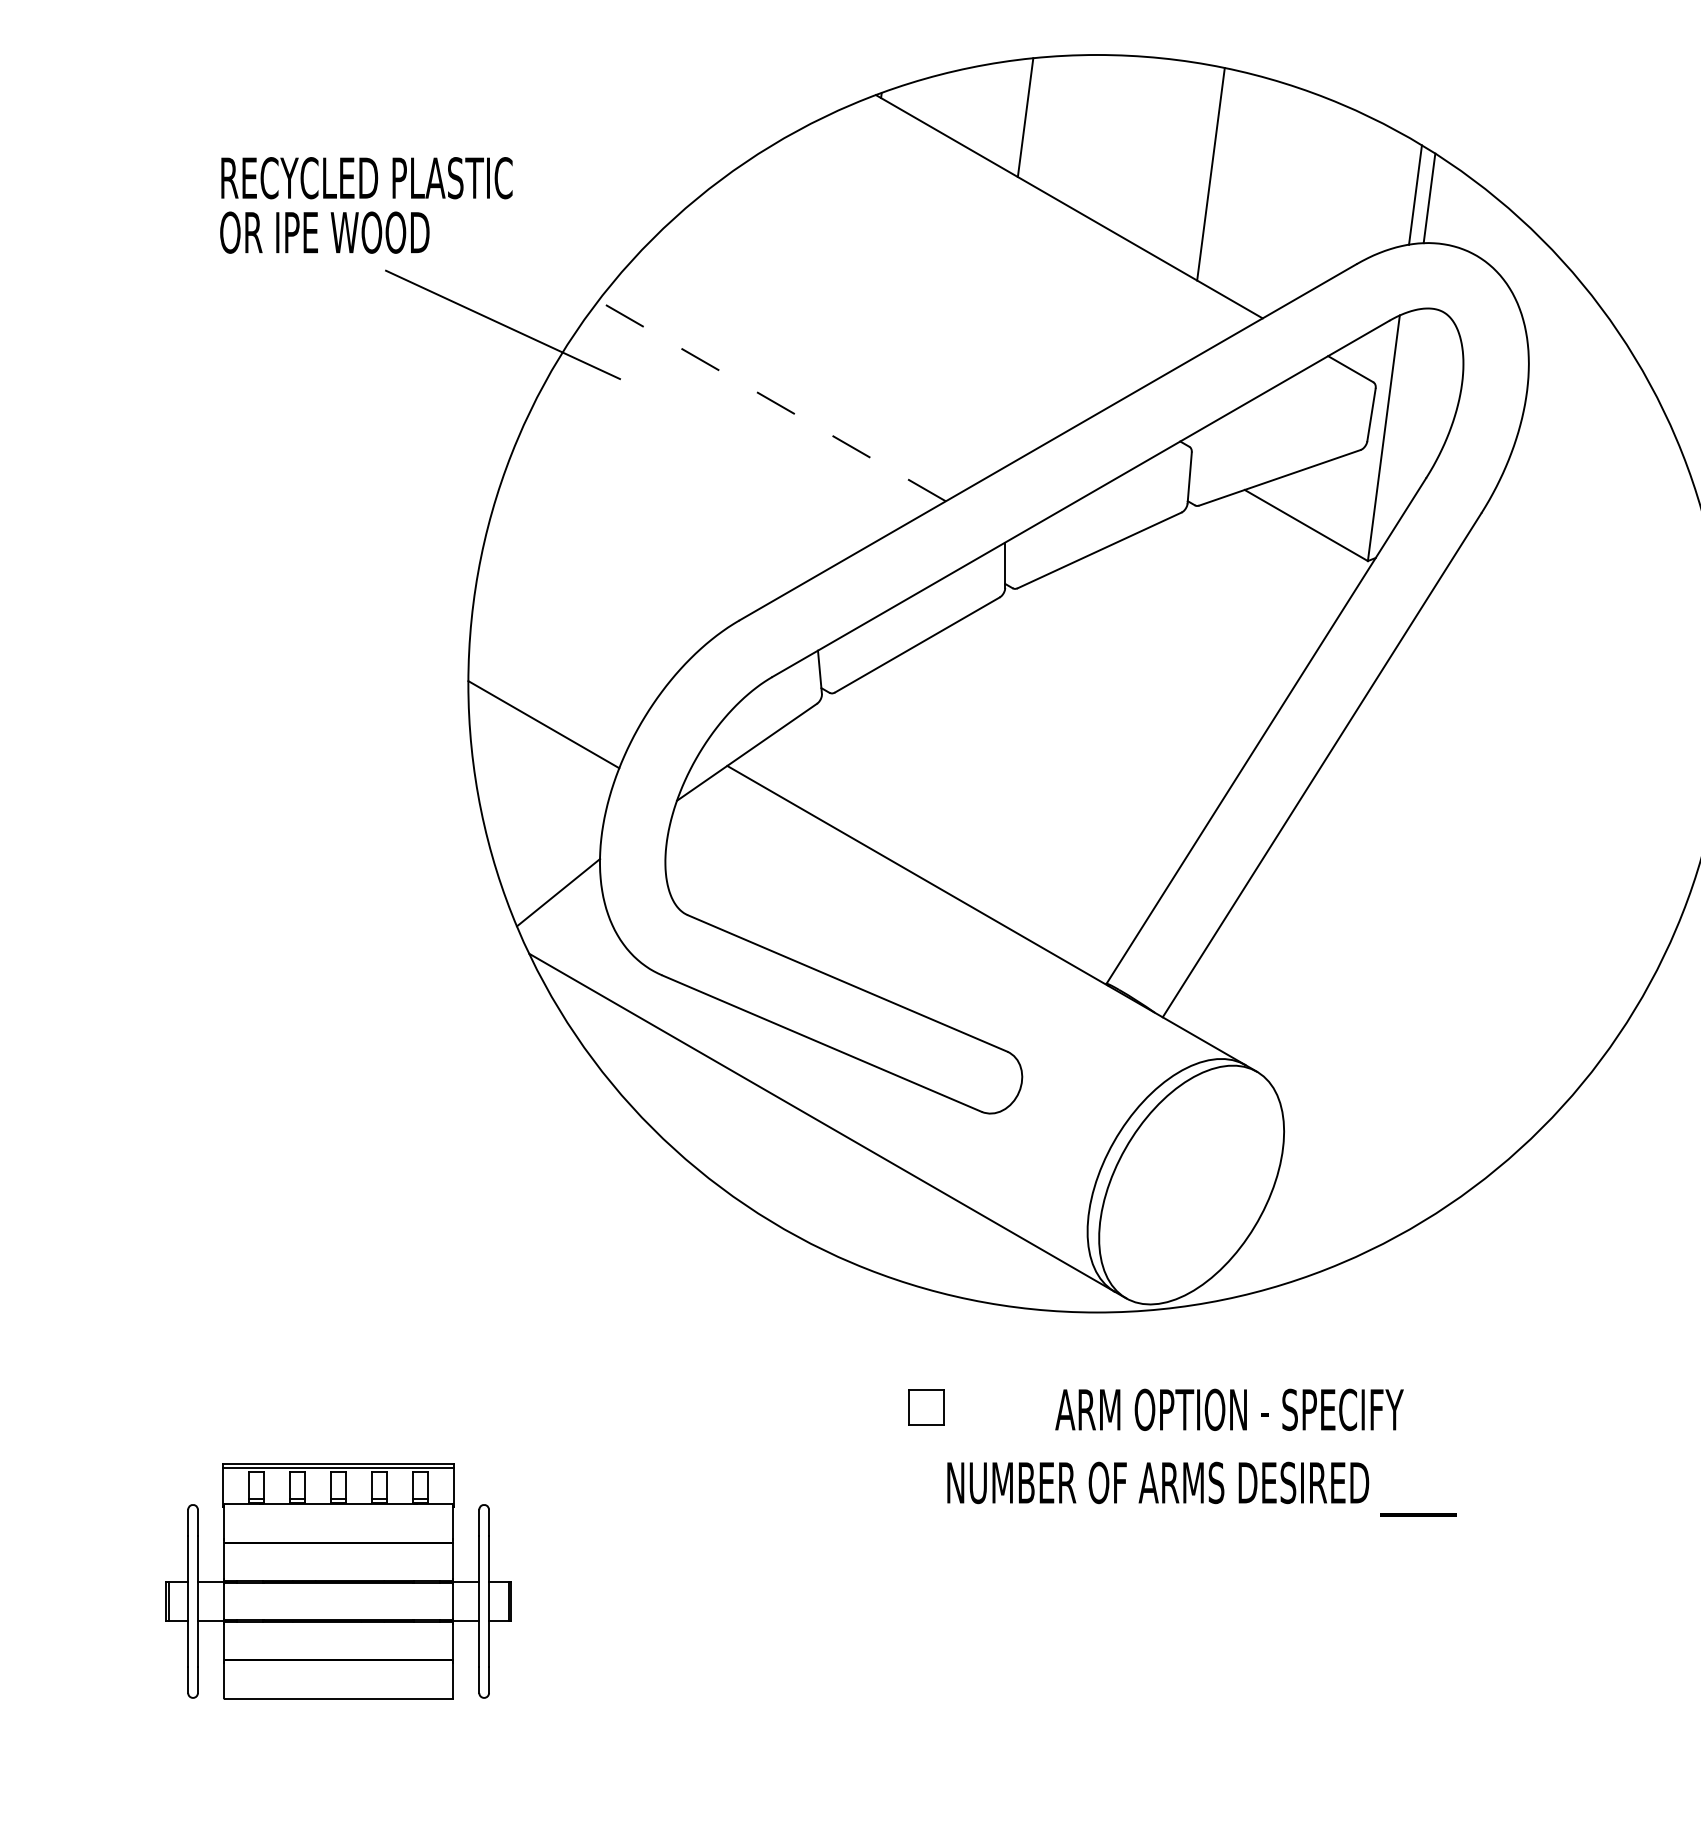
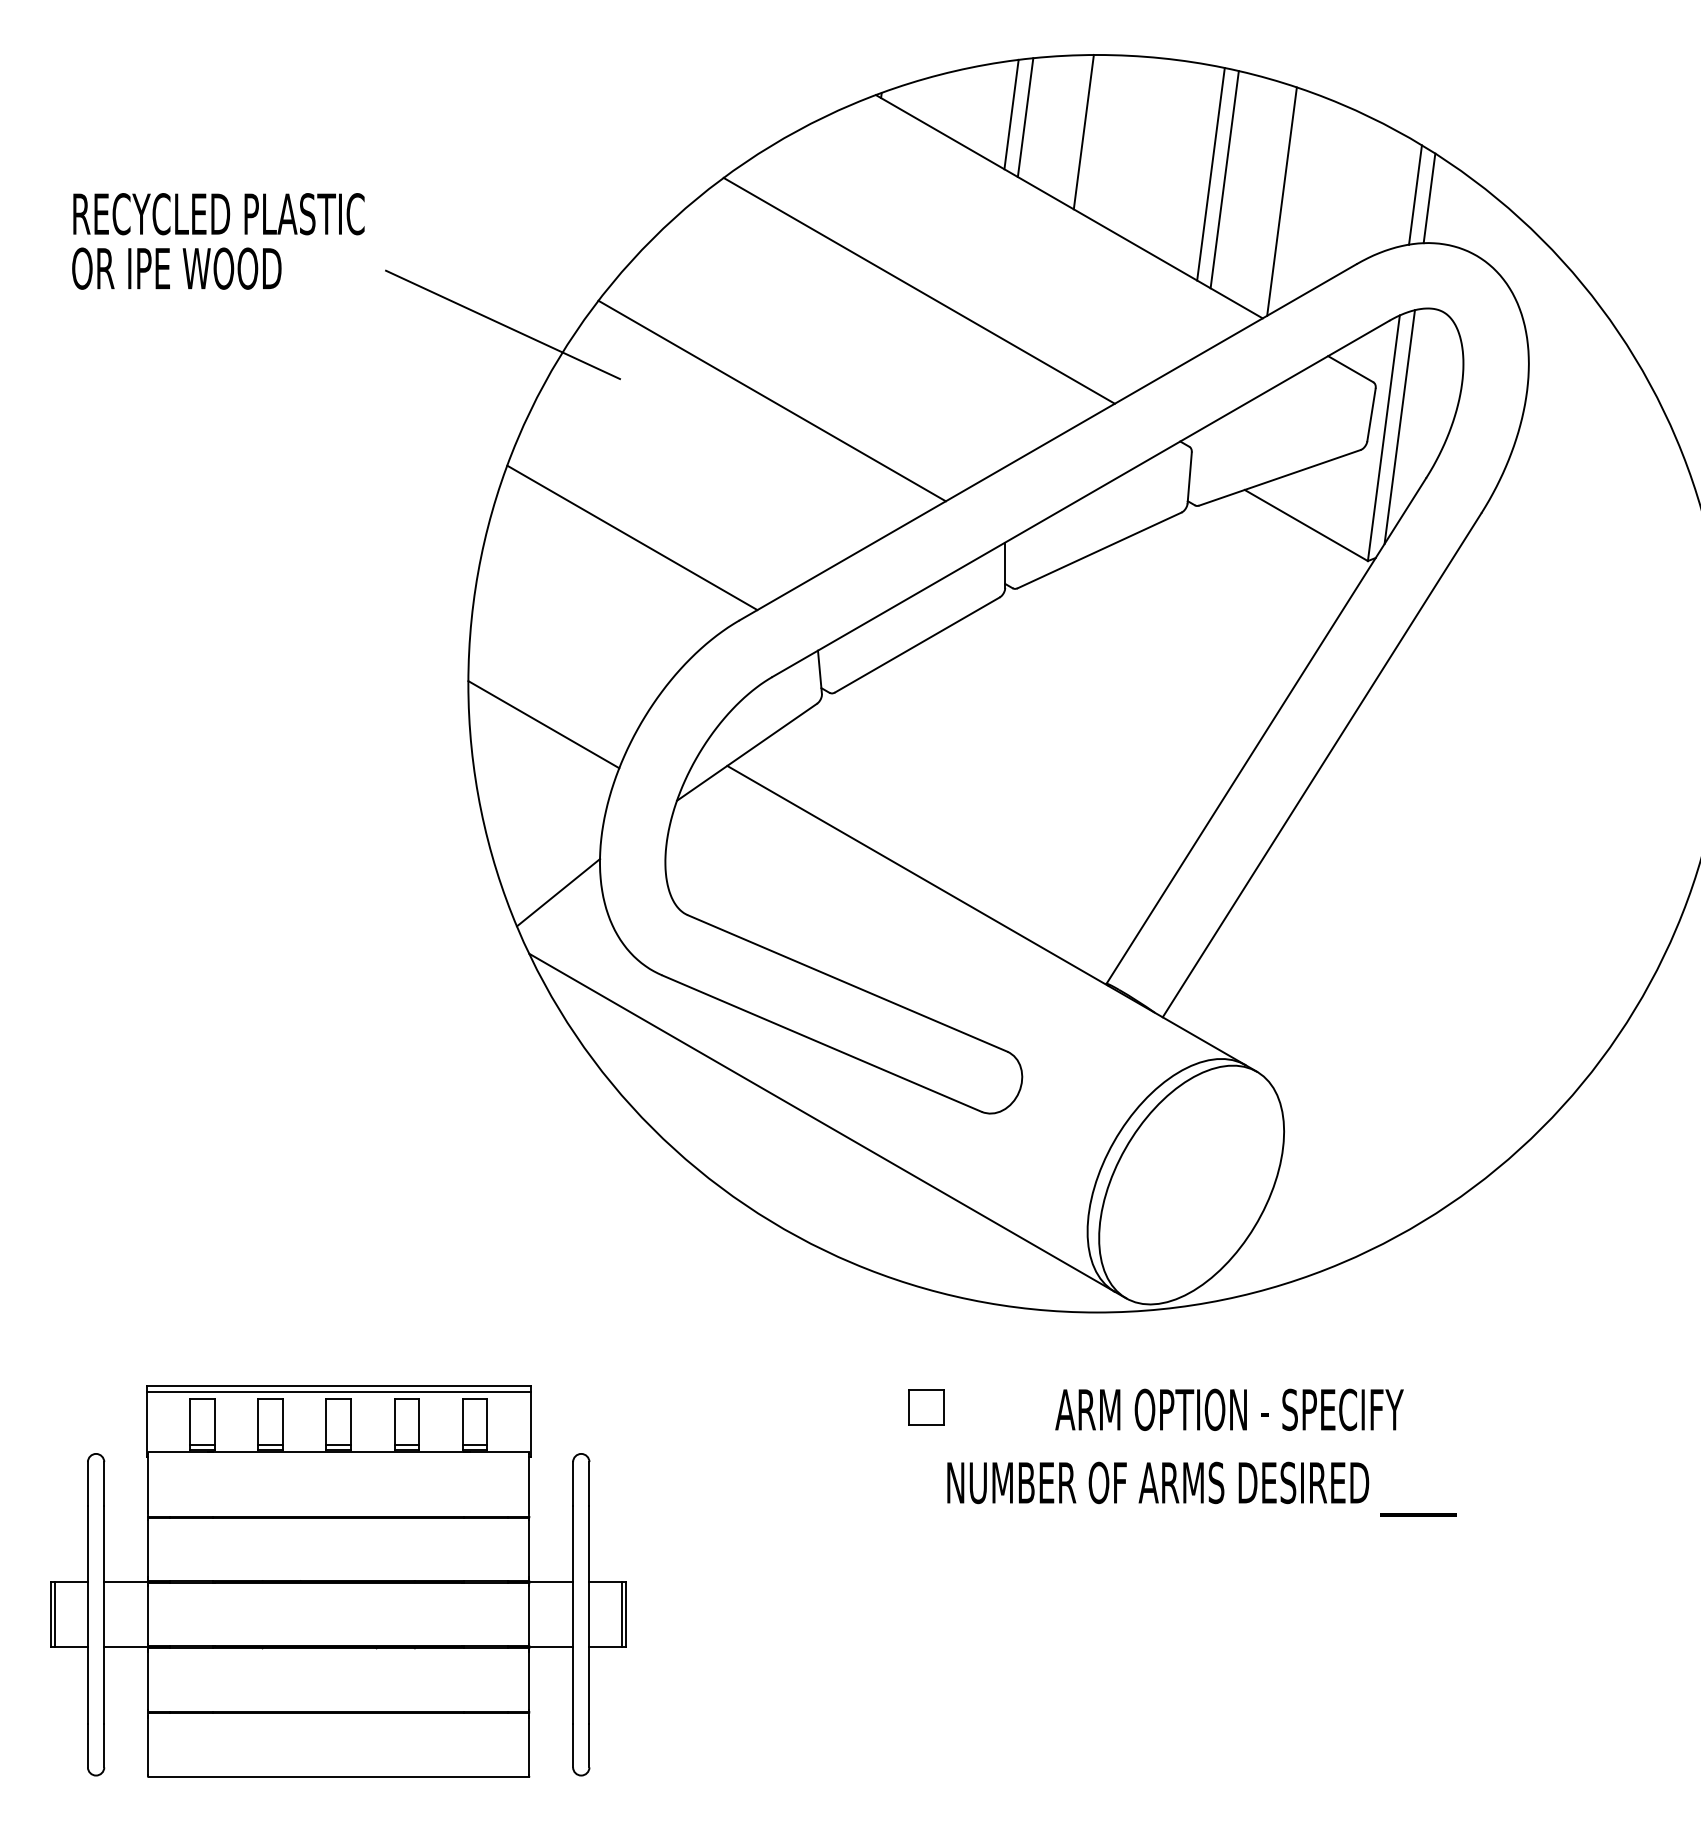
line: none -> present (1011, 114)
line: none -> present (1083, 131)
line: none -> present (1224, 179)
line: none -> present (1281, 201)
text position: (366, 205) -> (218, 241) (218, 241)
line: none -> present (918, 290)
line: dashed -> solid (772, 401)
line: none -> present (1399, 427)
line: none -> present (632, 537)
part size: 347x237 px -> 577x393 px (338, 1581)
